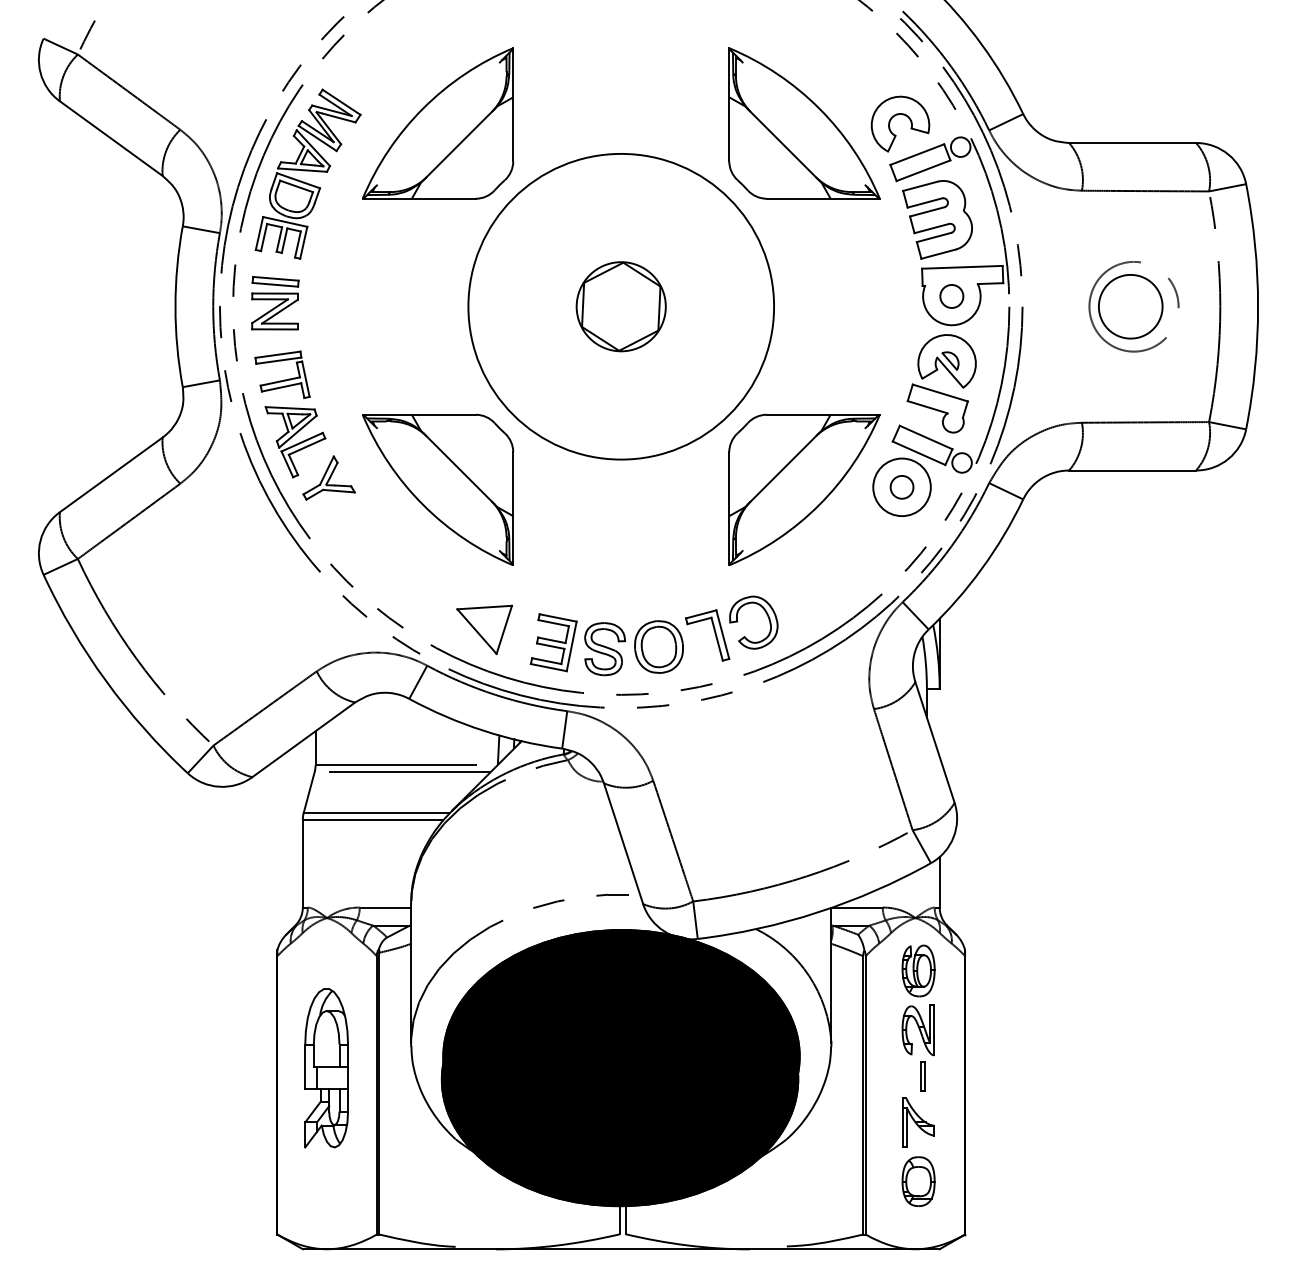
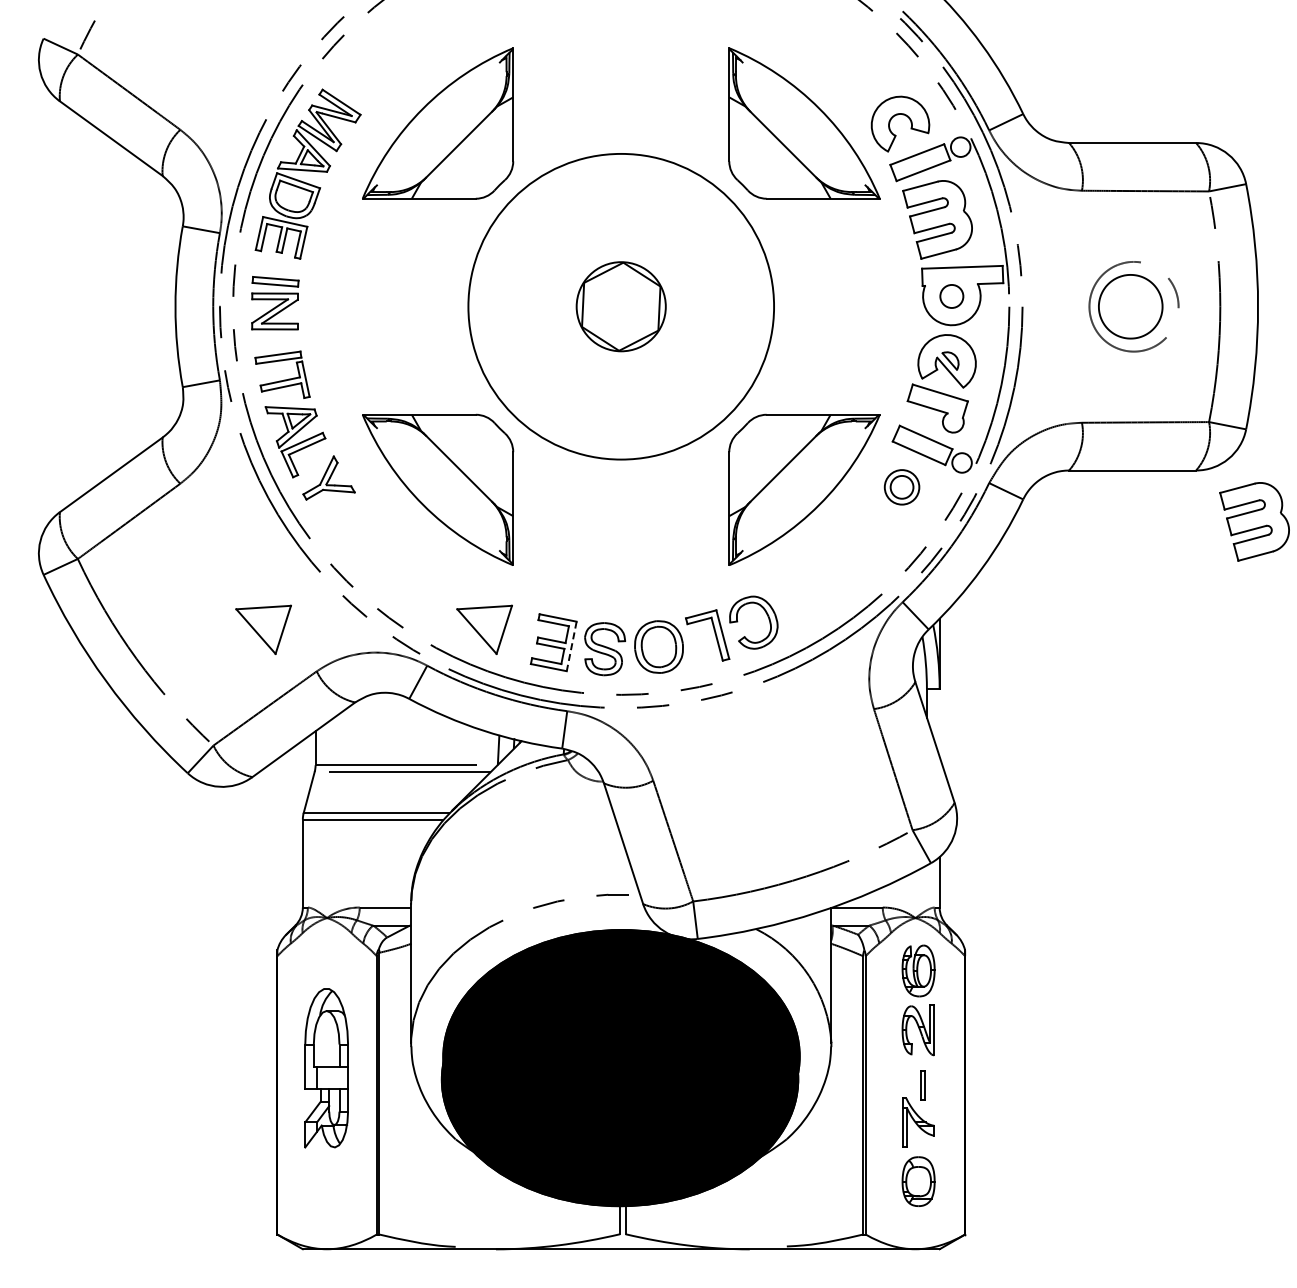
circle diameter: 58 px -> 35 px (901, 487)
part: none -> present (1254, 521)
part: none -> present (263, 629)
line: solid -> dashed (571, 646)
part position: (922, 1076) -> (922, 1085) (922, 1085)
